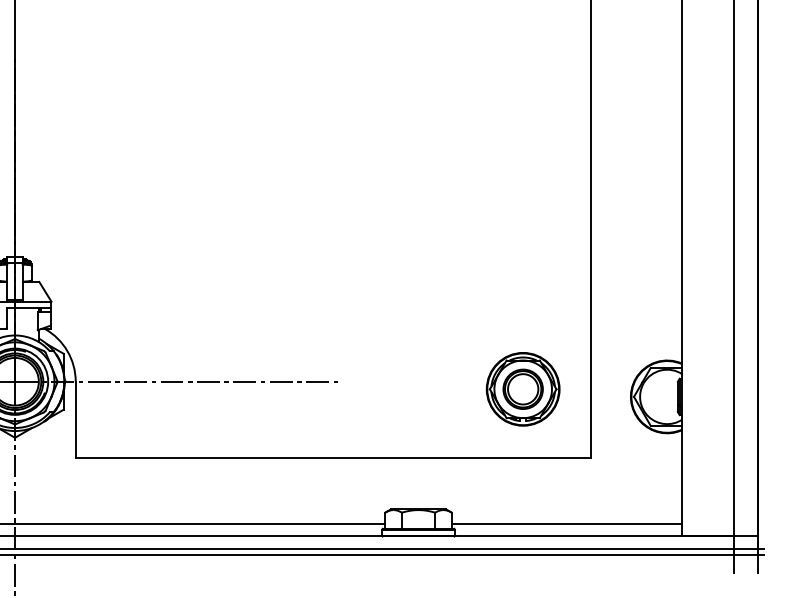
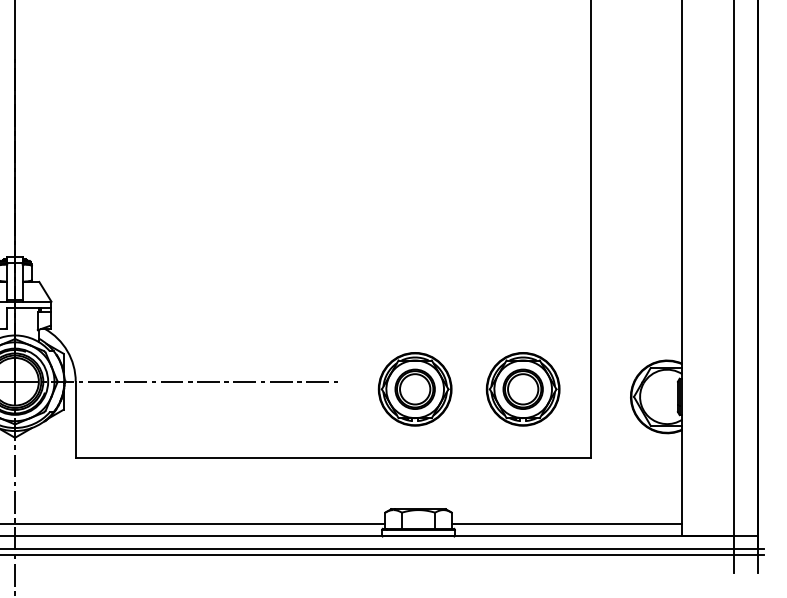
part: none -> present (414, 389)
